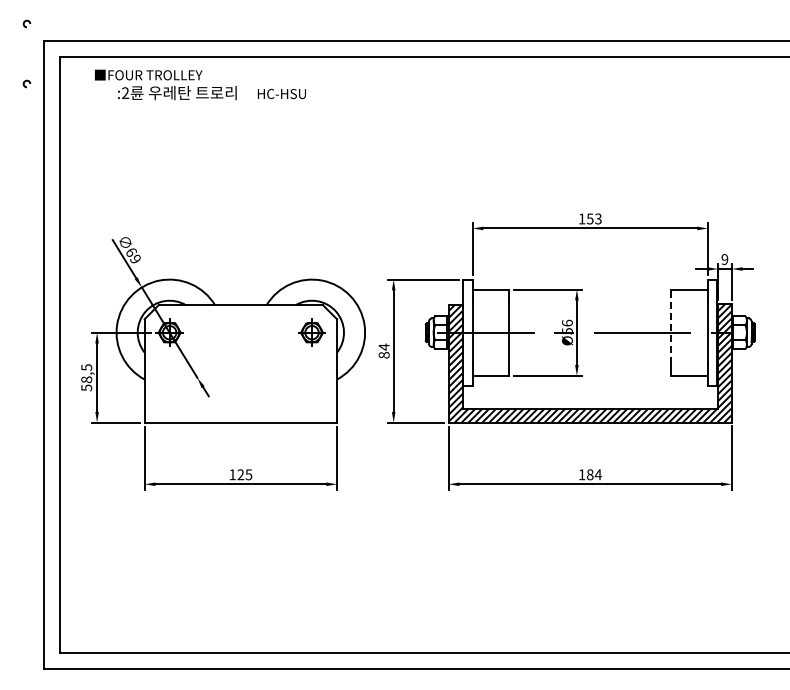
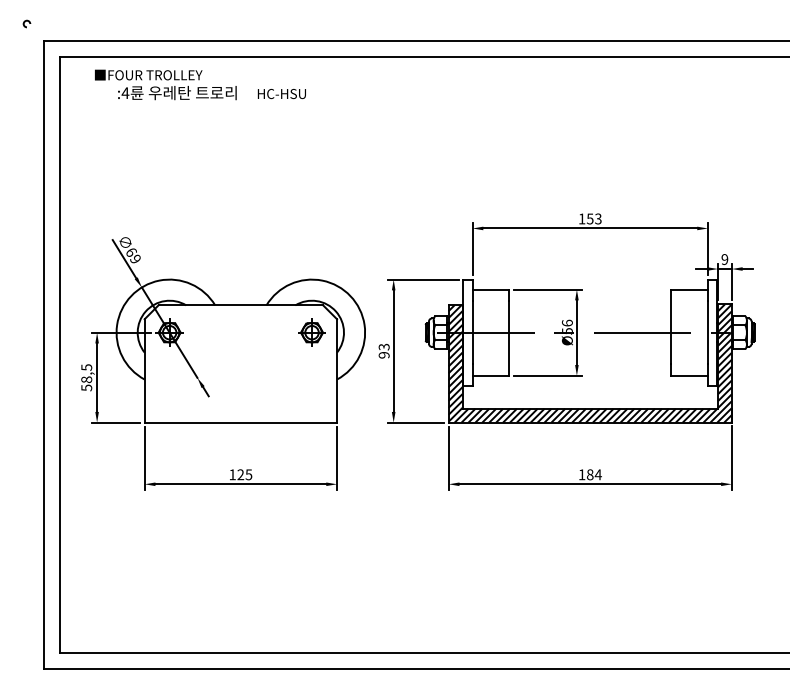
arc: present -> none (25, 82)
text: :2 -> :4 (125, 92)
line: dashed -> solid (671, 326)
text: 84 -> 93 (383, 350)
